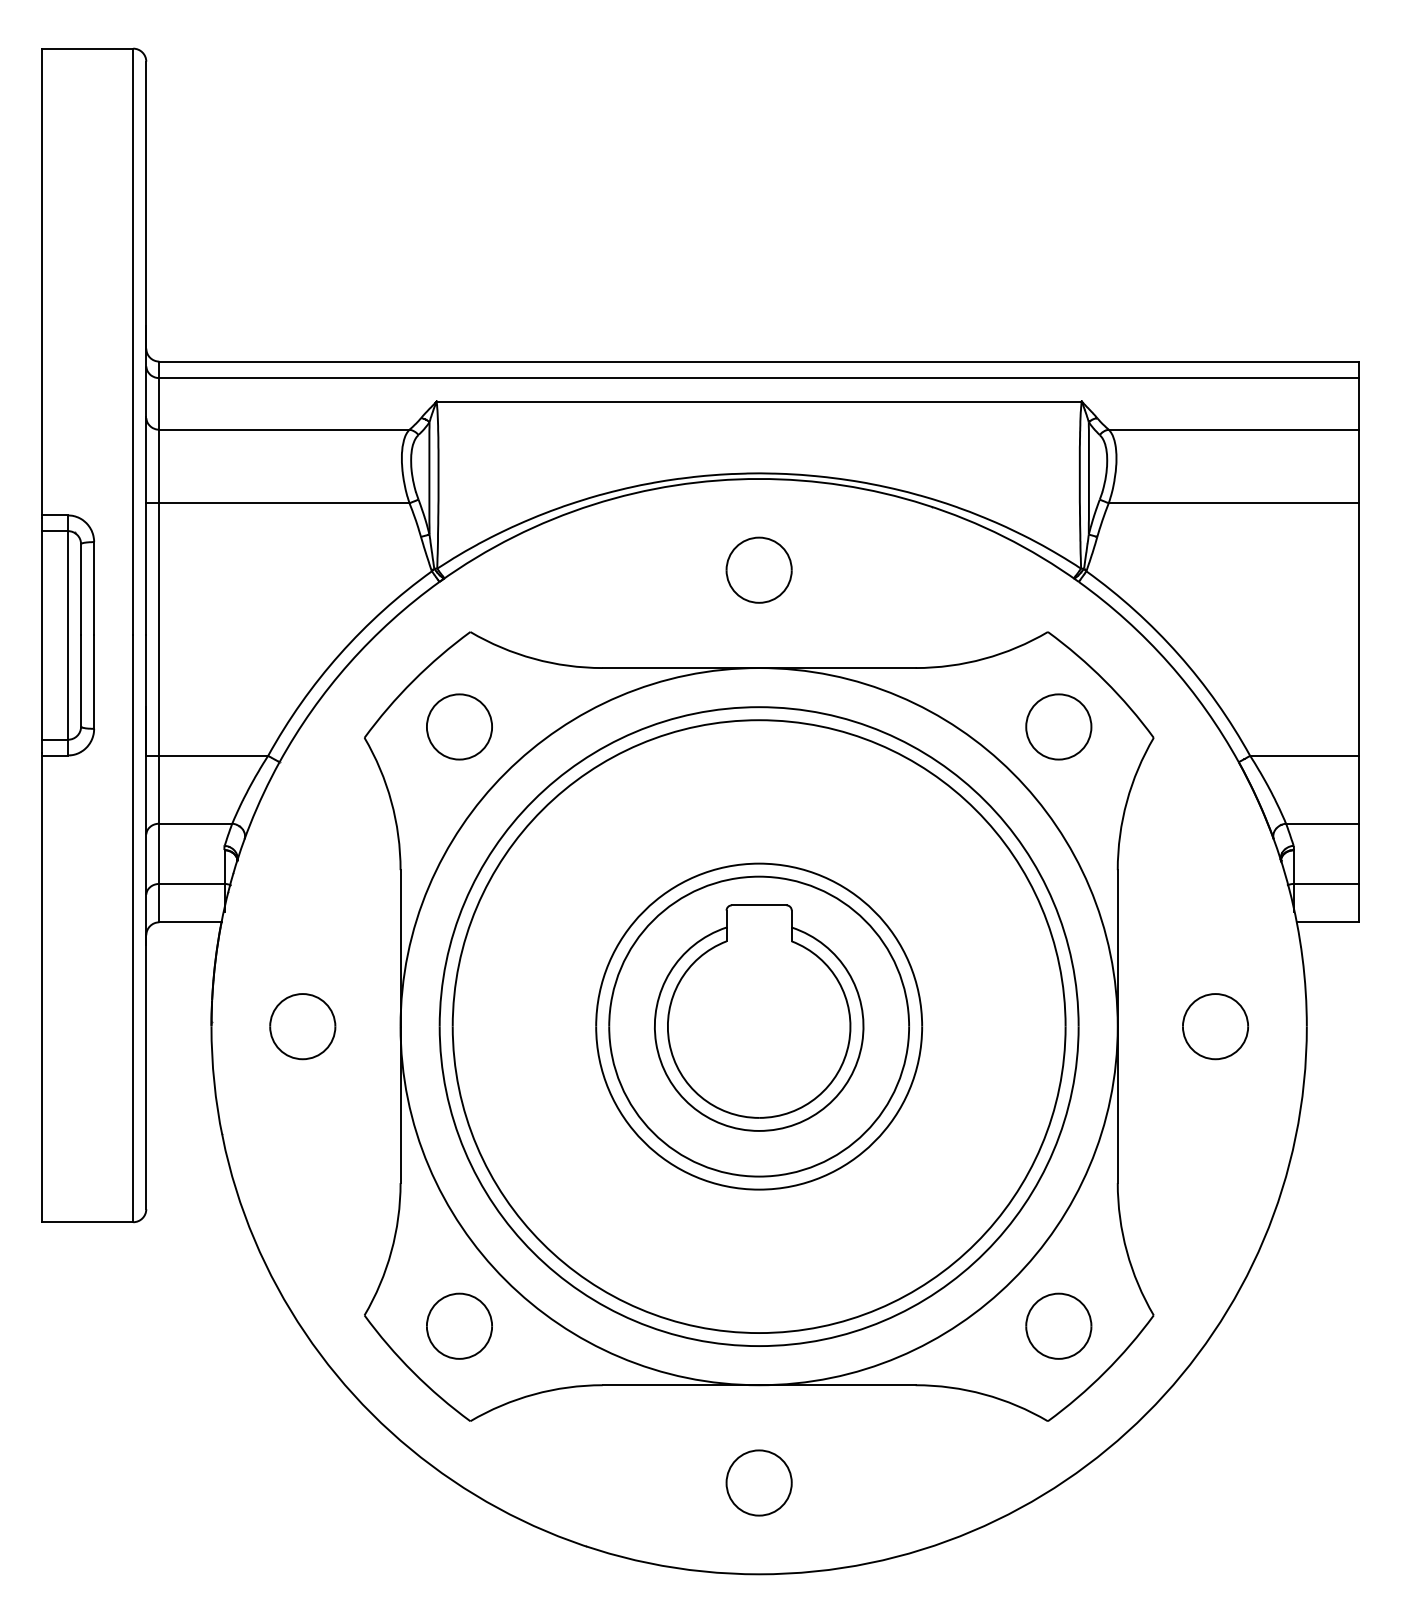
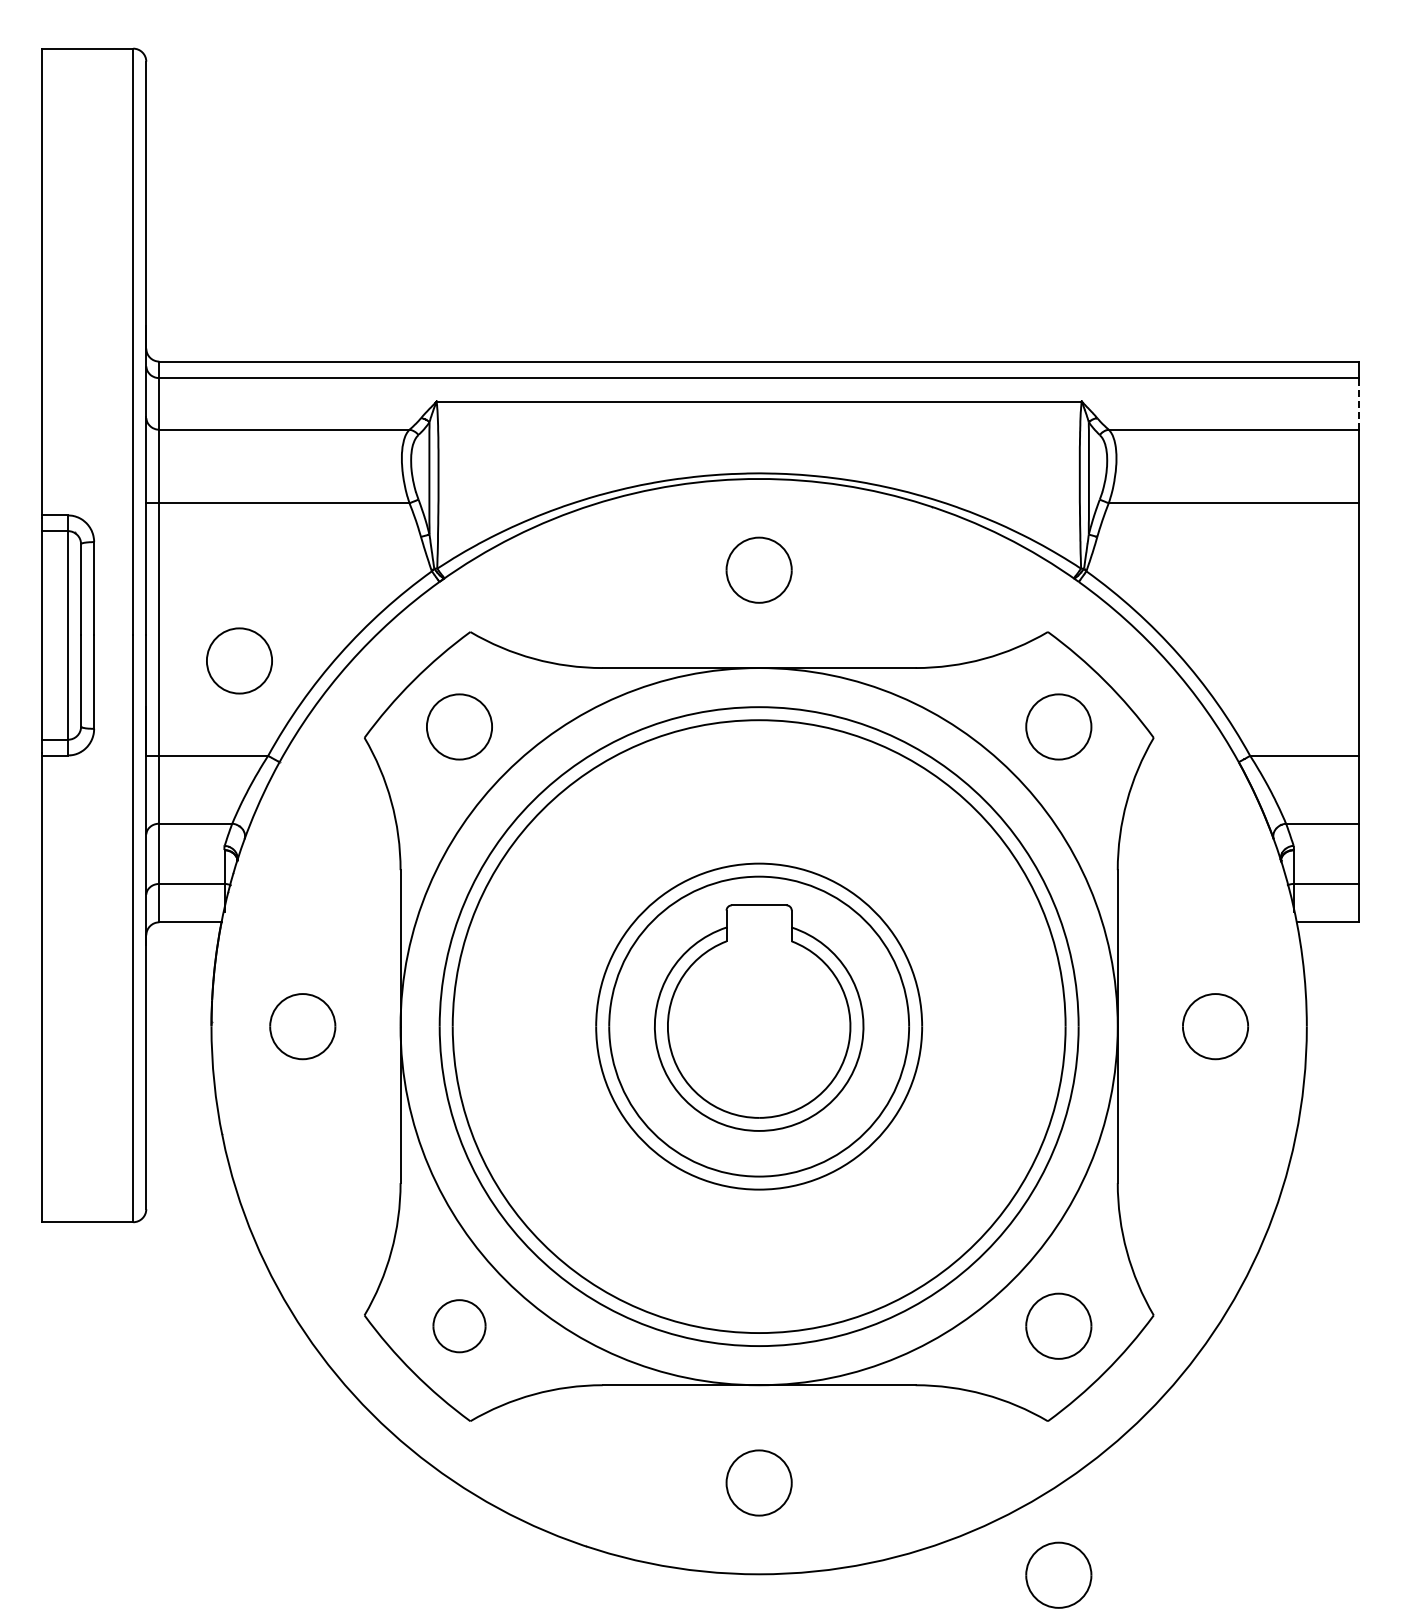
line: solid -> dashed (1359, 403)
part: none -> present (239, 660)
part size: 67x68 px -> 55x55 px (459, 1326)
part: none -> present (1058, 1574)
